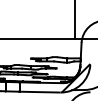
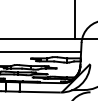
line: none -> present (41, 51)
